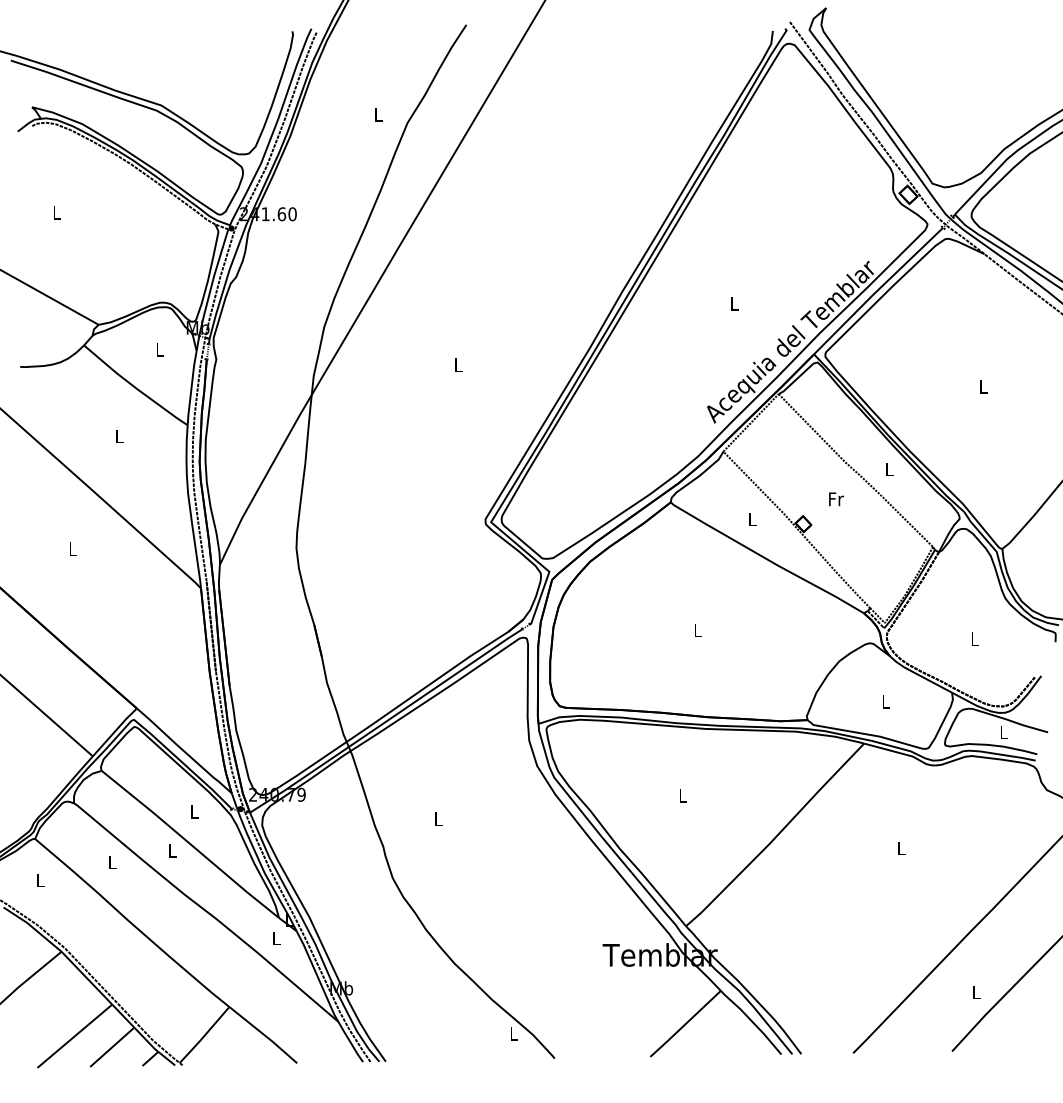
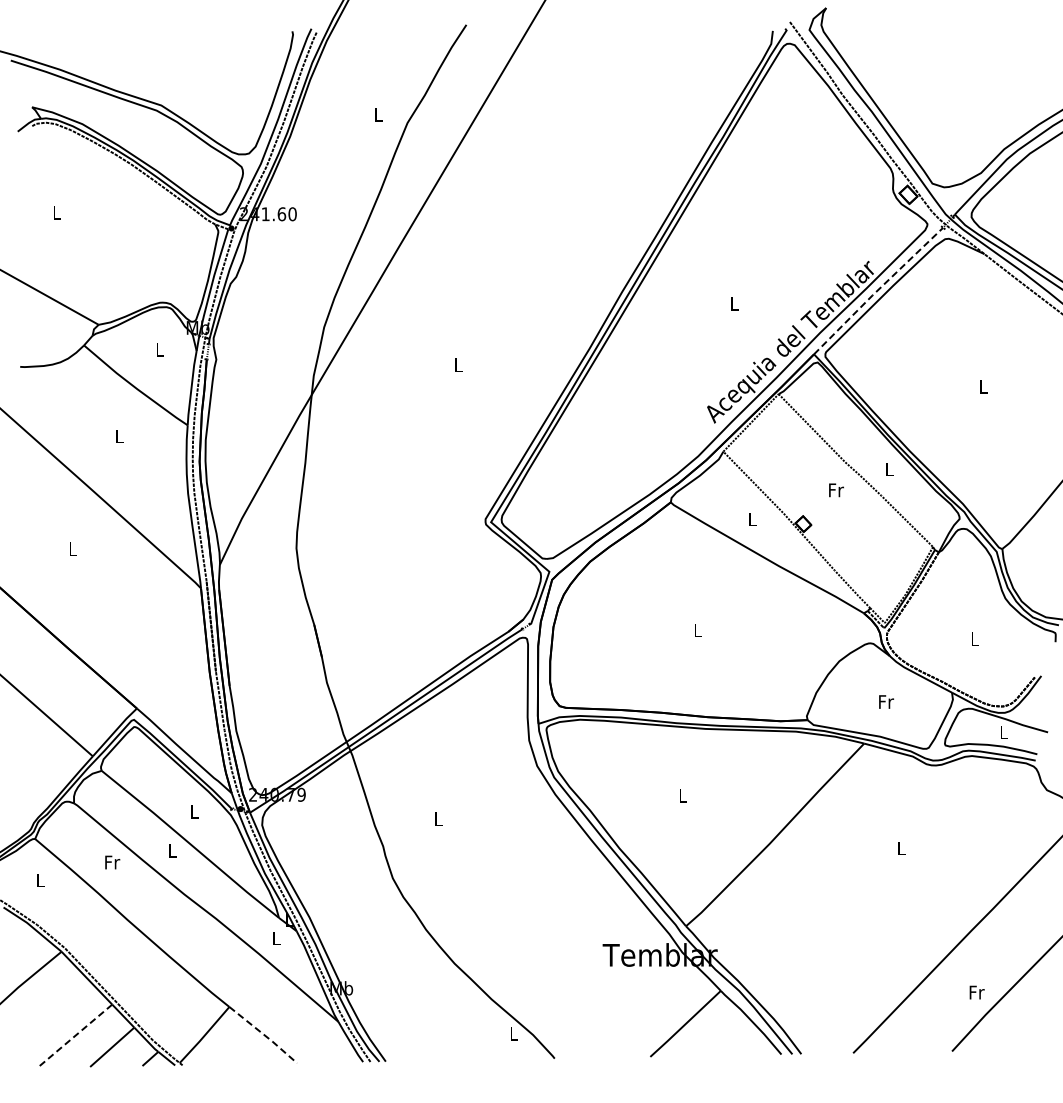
line: solid -> dashed (877, 290)
text position: (836, 499) -> (836, 490) (836, 490)
text: L -> Fr (886, 701)
text: L -> Fr (112, 862)
text: L -> Fr (976, 992)
line: solid -> dashed (264, 1034)
line: solid -> dashed (74, 1036)
